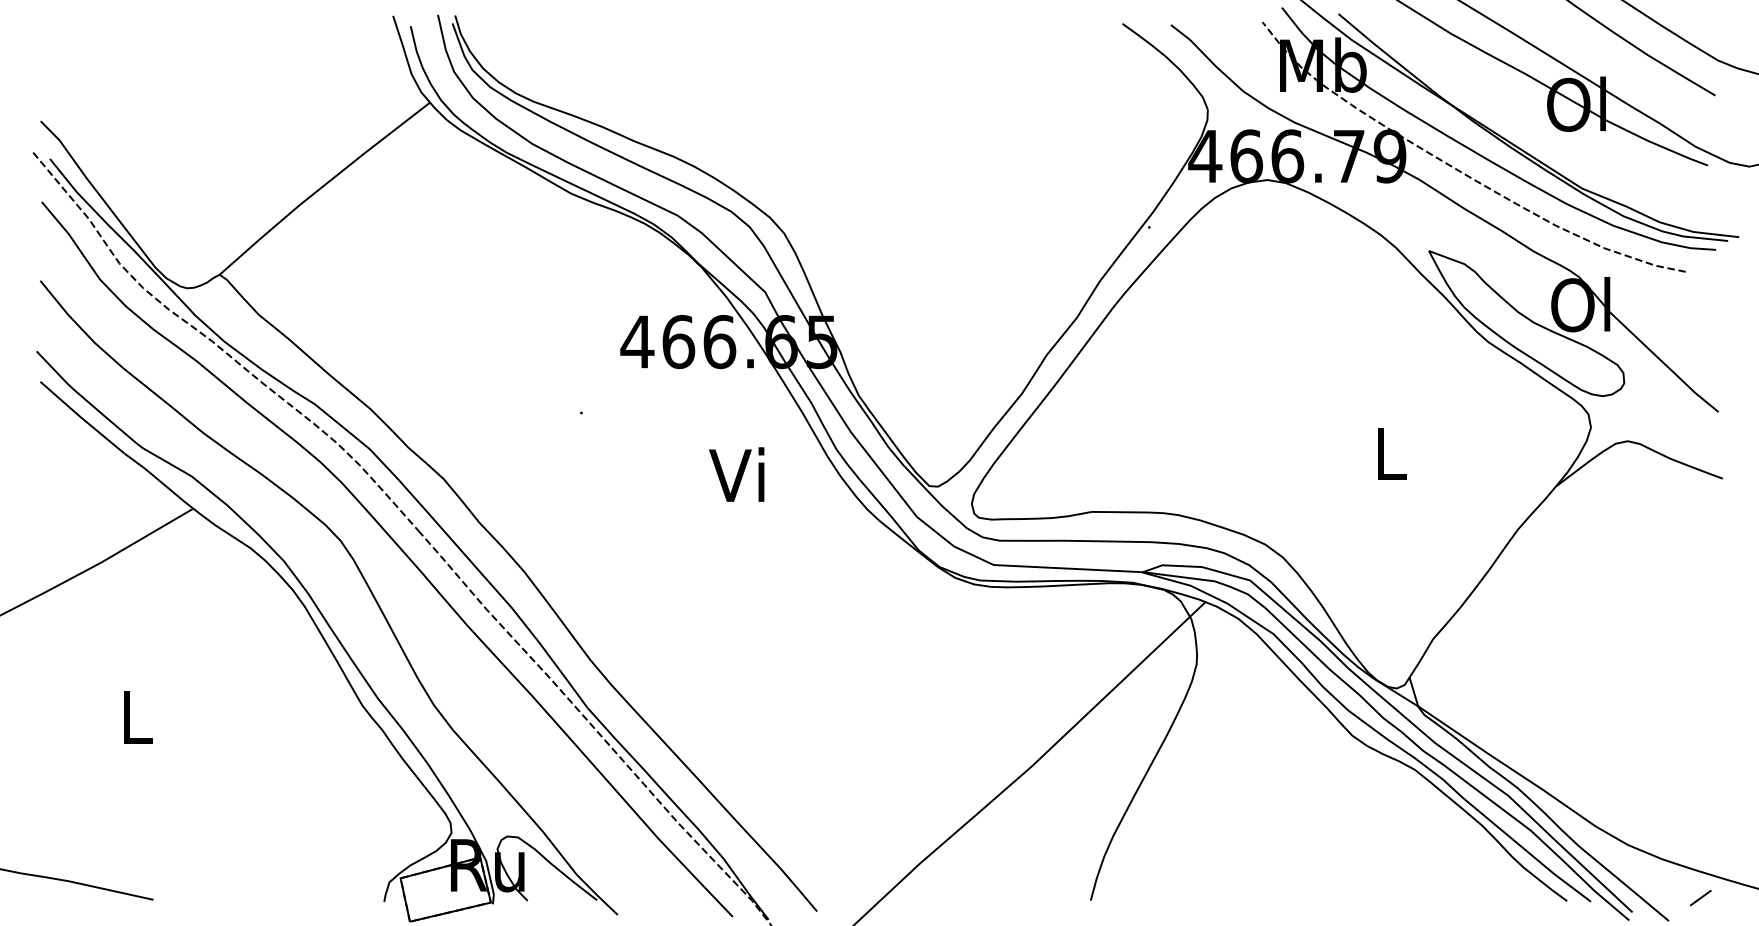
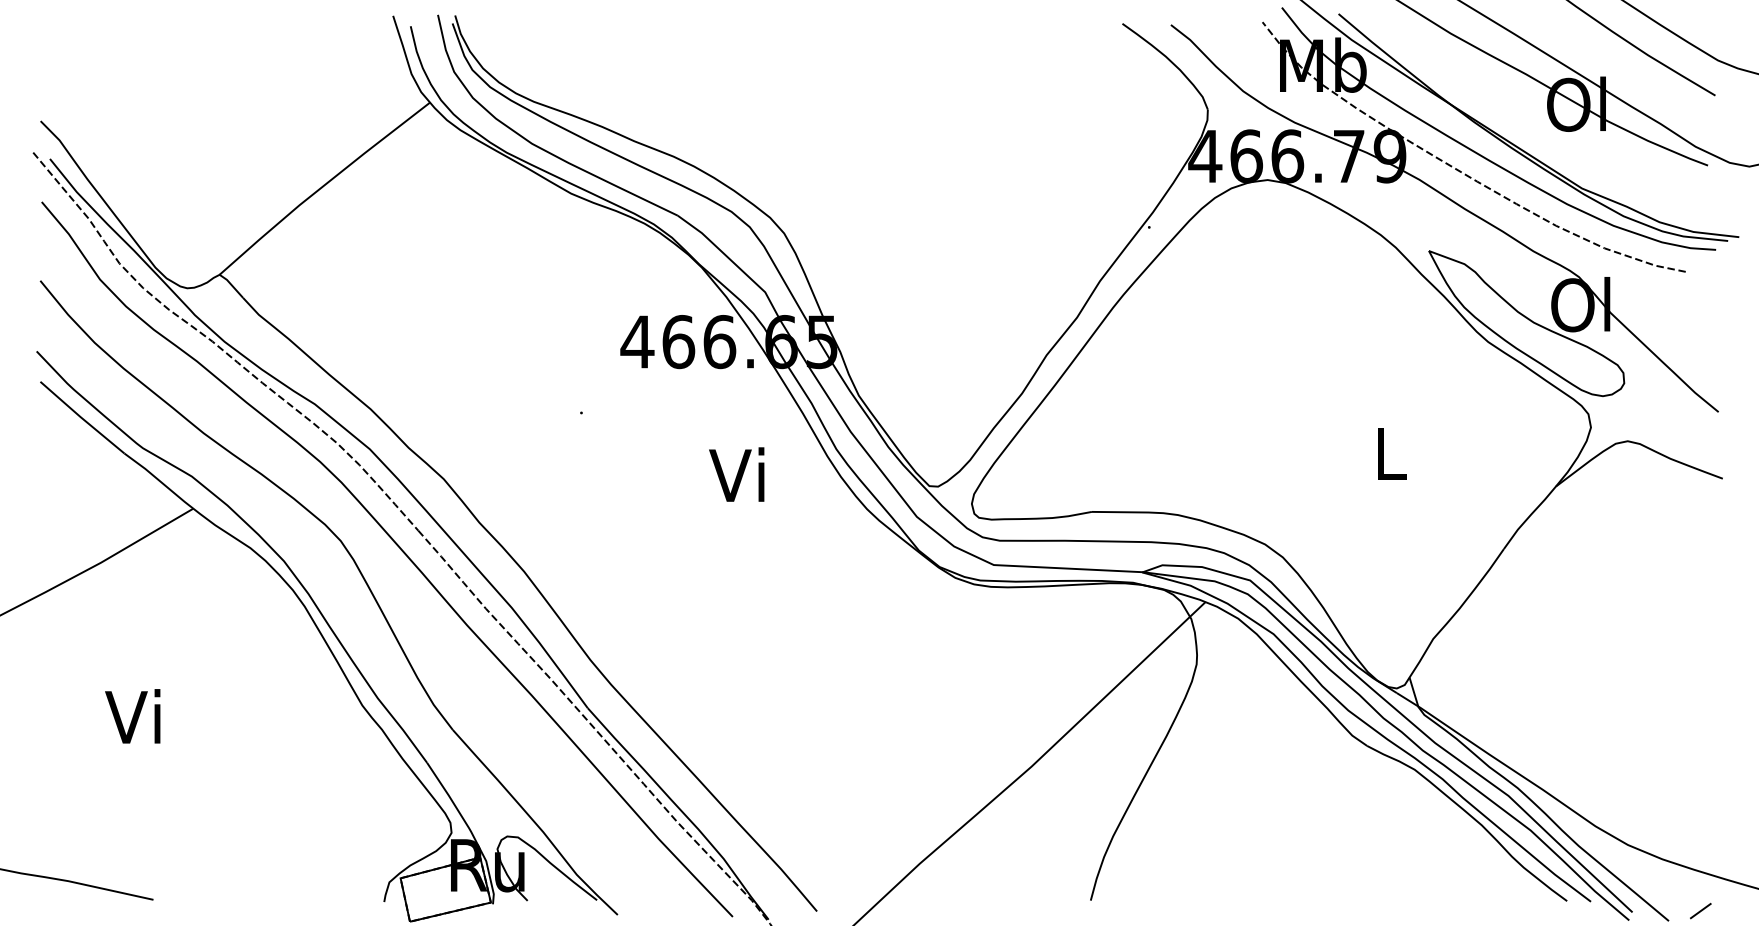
text: L -> Vi (132, 716)
line position: (1700, 897) -> (1700, 910) (1700, 910)
